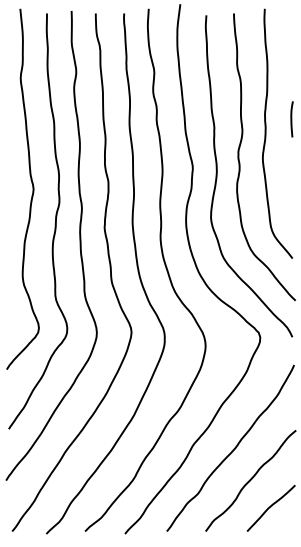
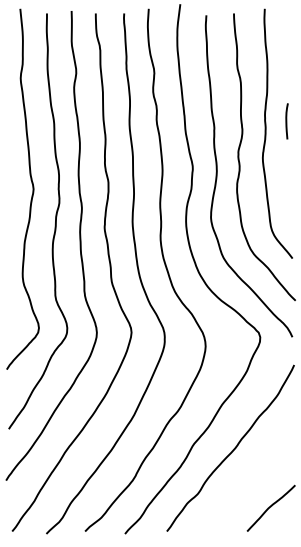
line position: (291, 119) -> (286, 121) (286, 121)
curve: present -> none (250, 480)
